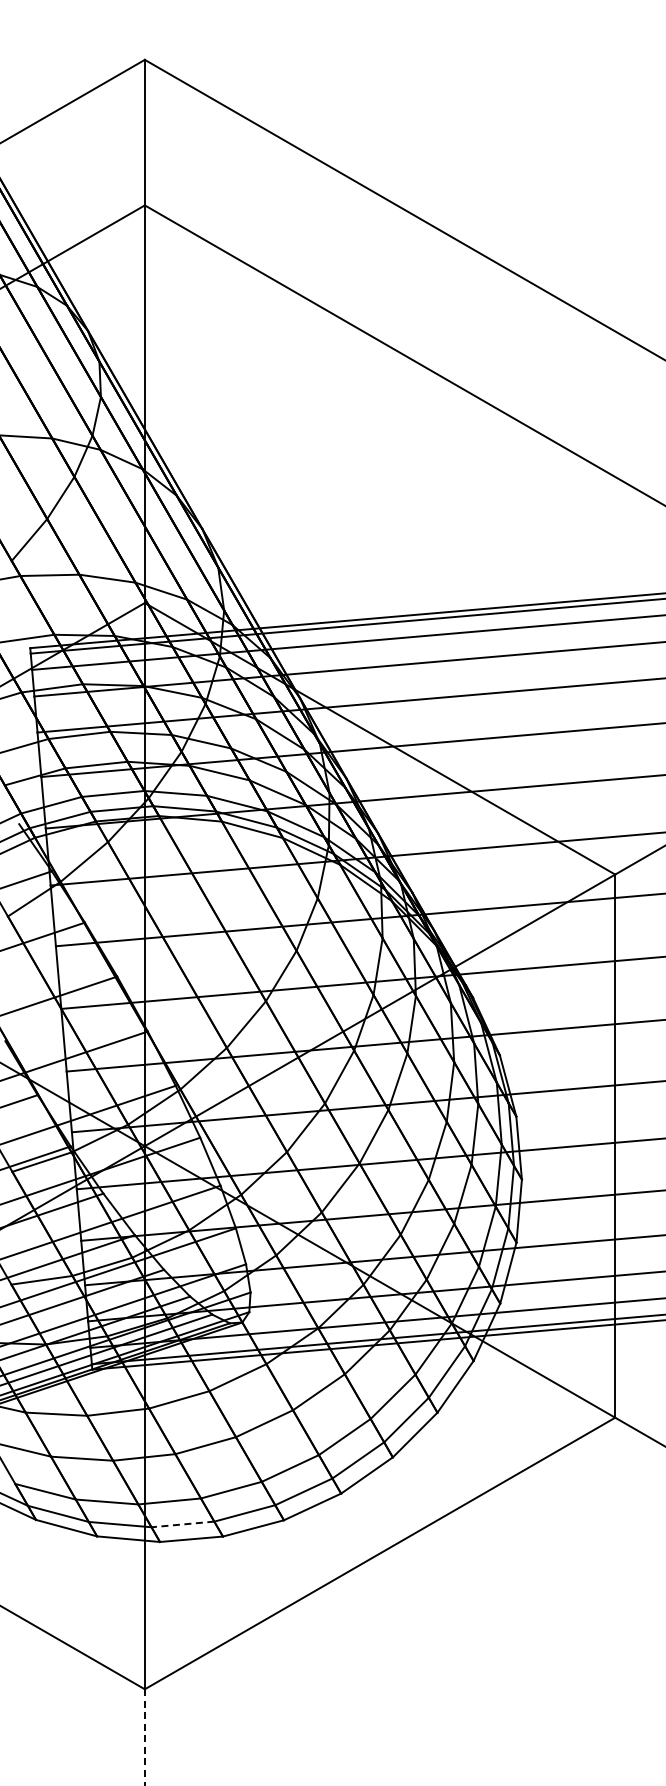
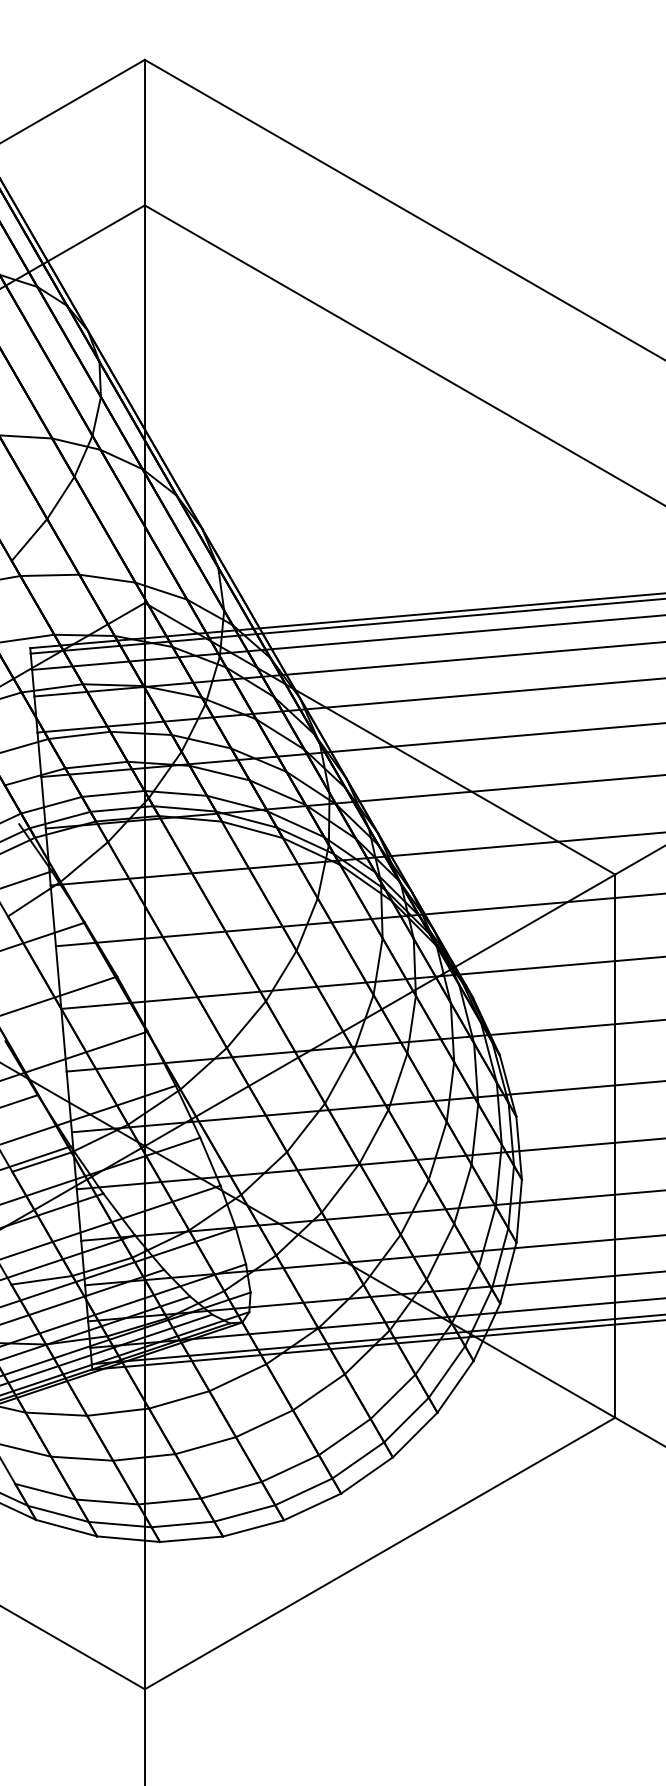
line: dashed -> solid (182, 1524)
line: dashed -> solid (144, 1737)
